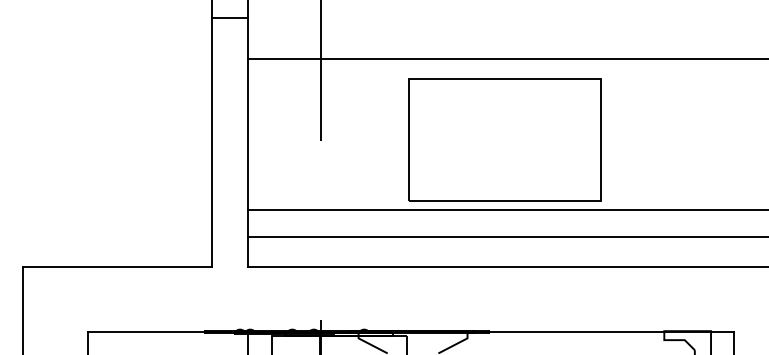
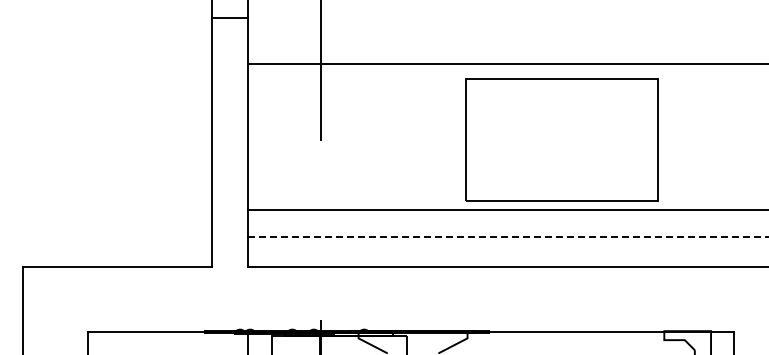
line position: (506, 59) -> (506, 64) (506, 64)
part position: (504, 139) -> (561, 139) (561, 139)
line: solid -> dashed (508, 236)
